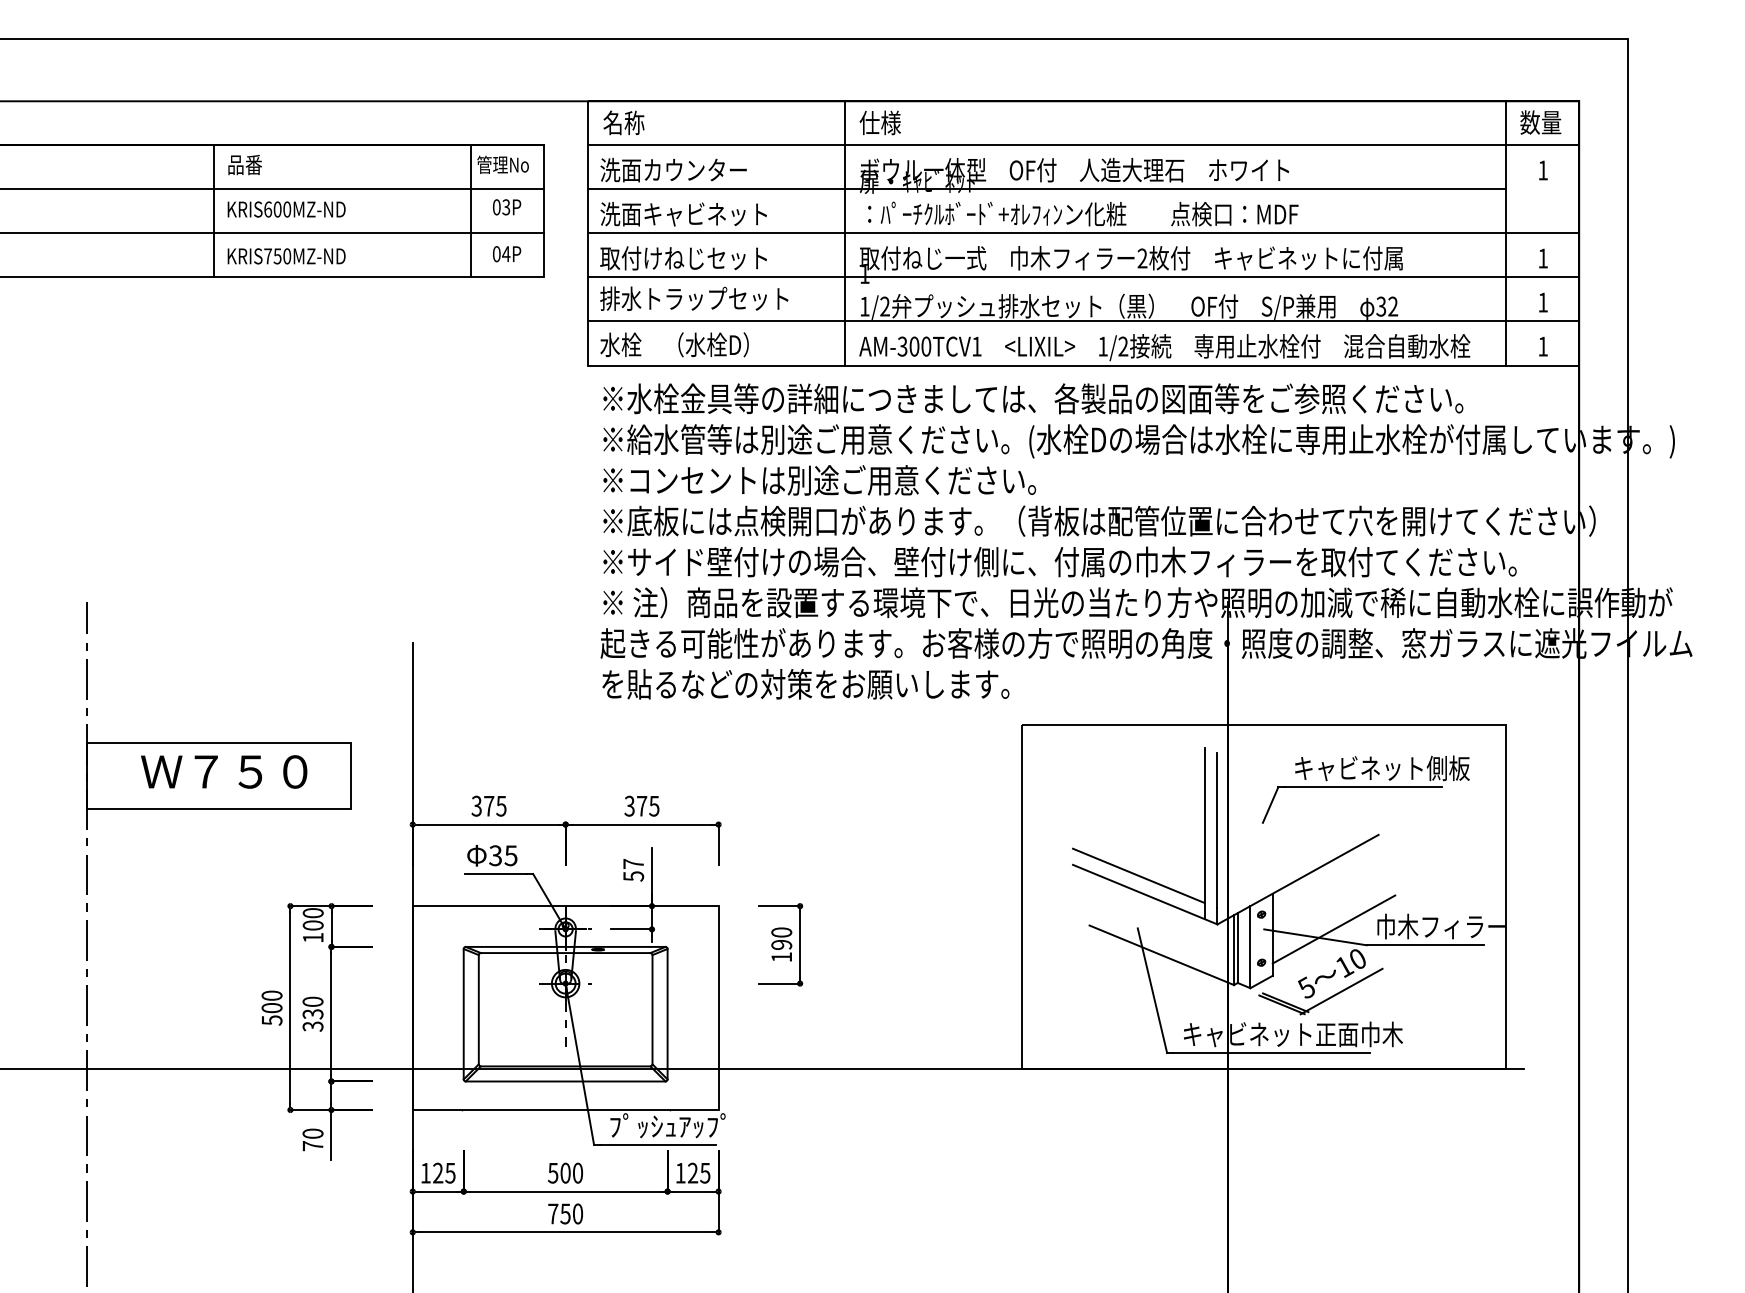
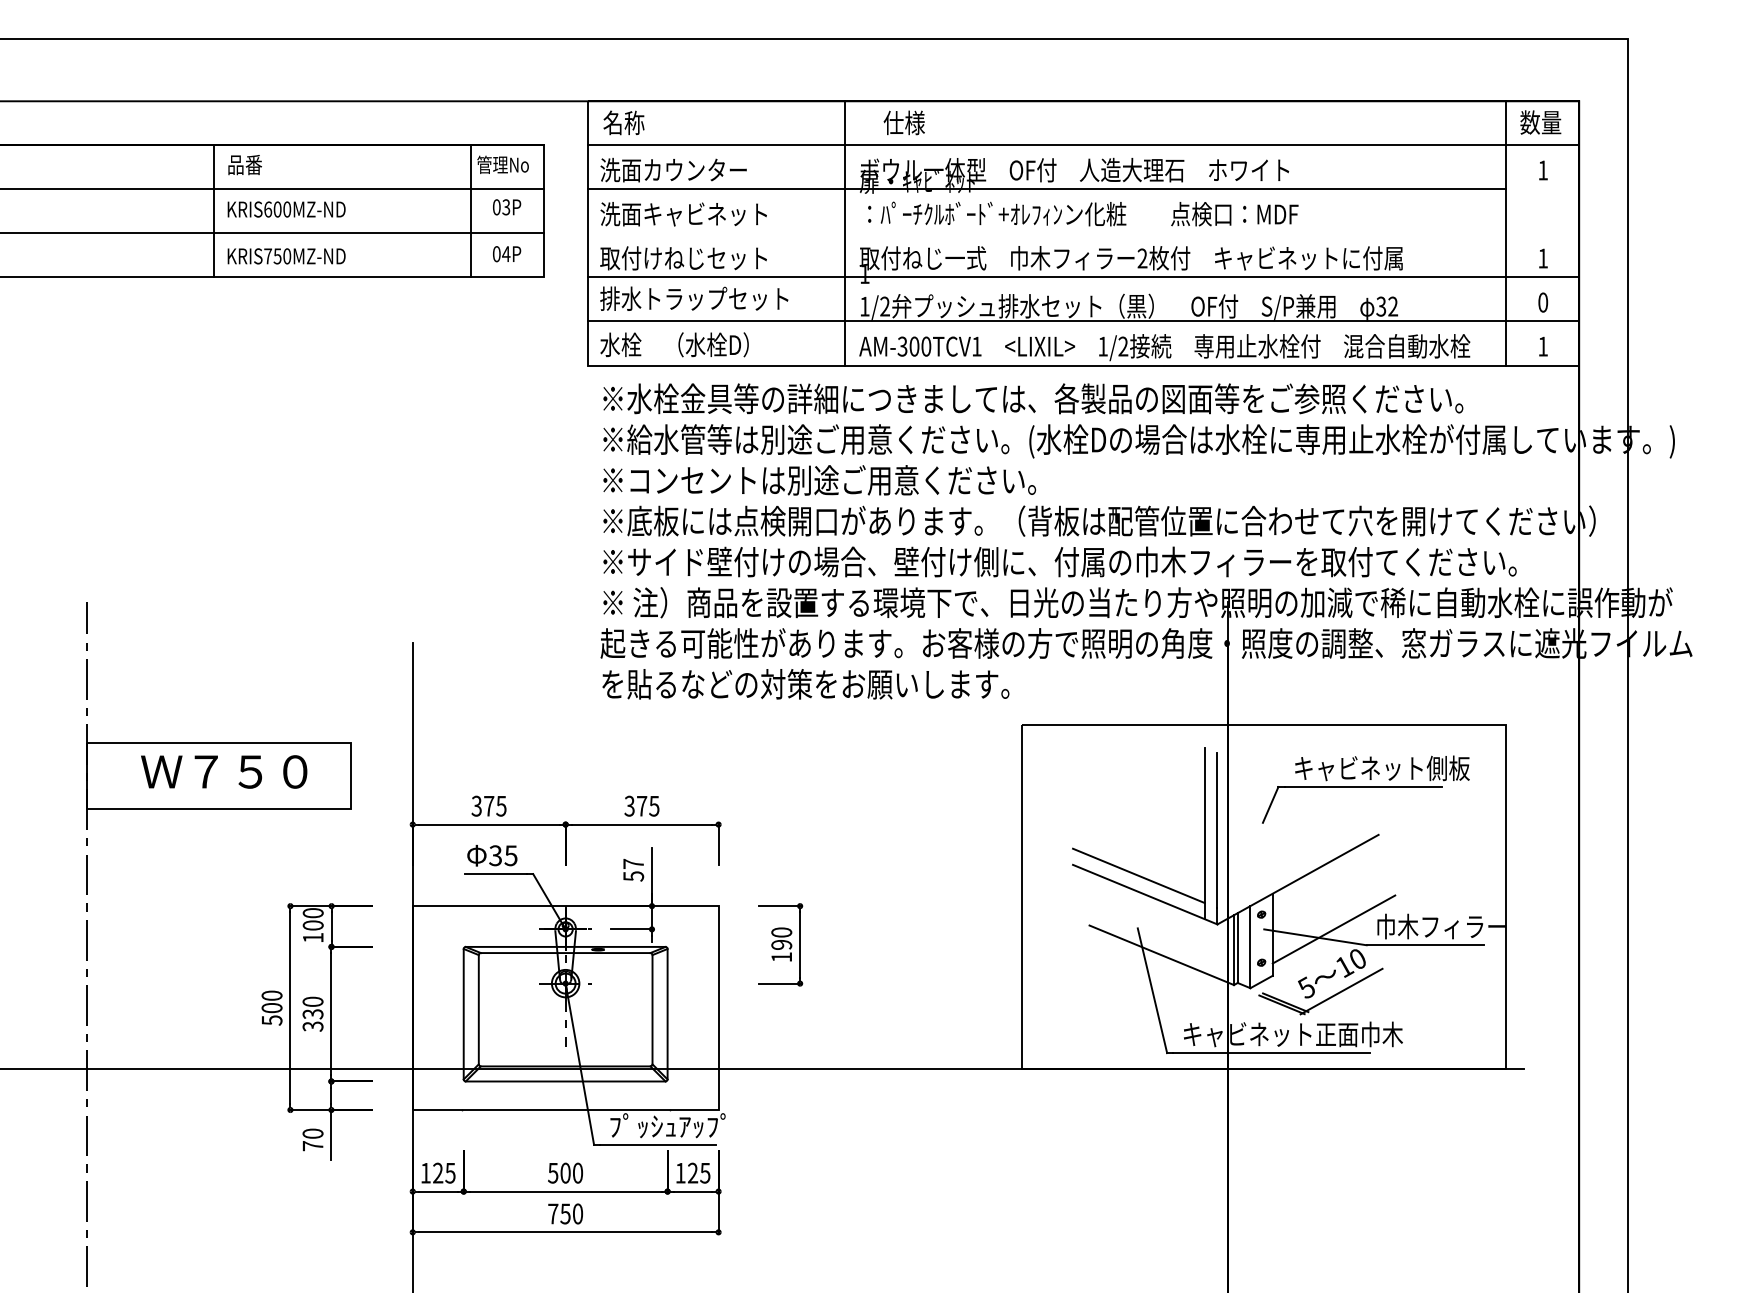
text position: (879, 122) -> (903, 122) (903, 122)
line: present -> none (1083, 233)
text: 1 -> 0 (1543, 302)
